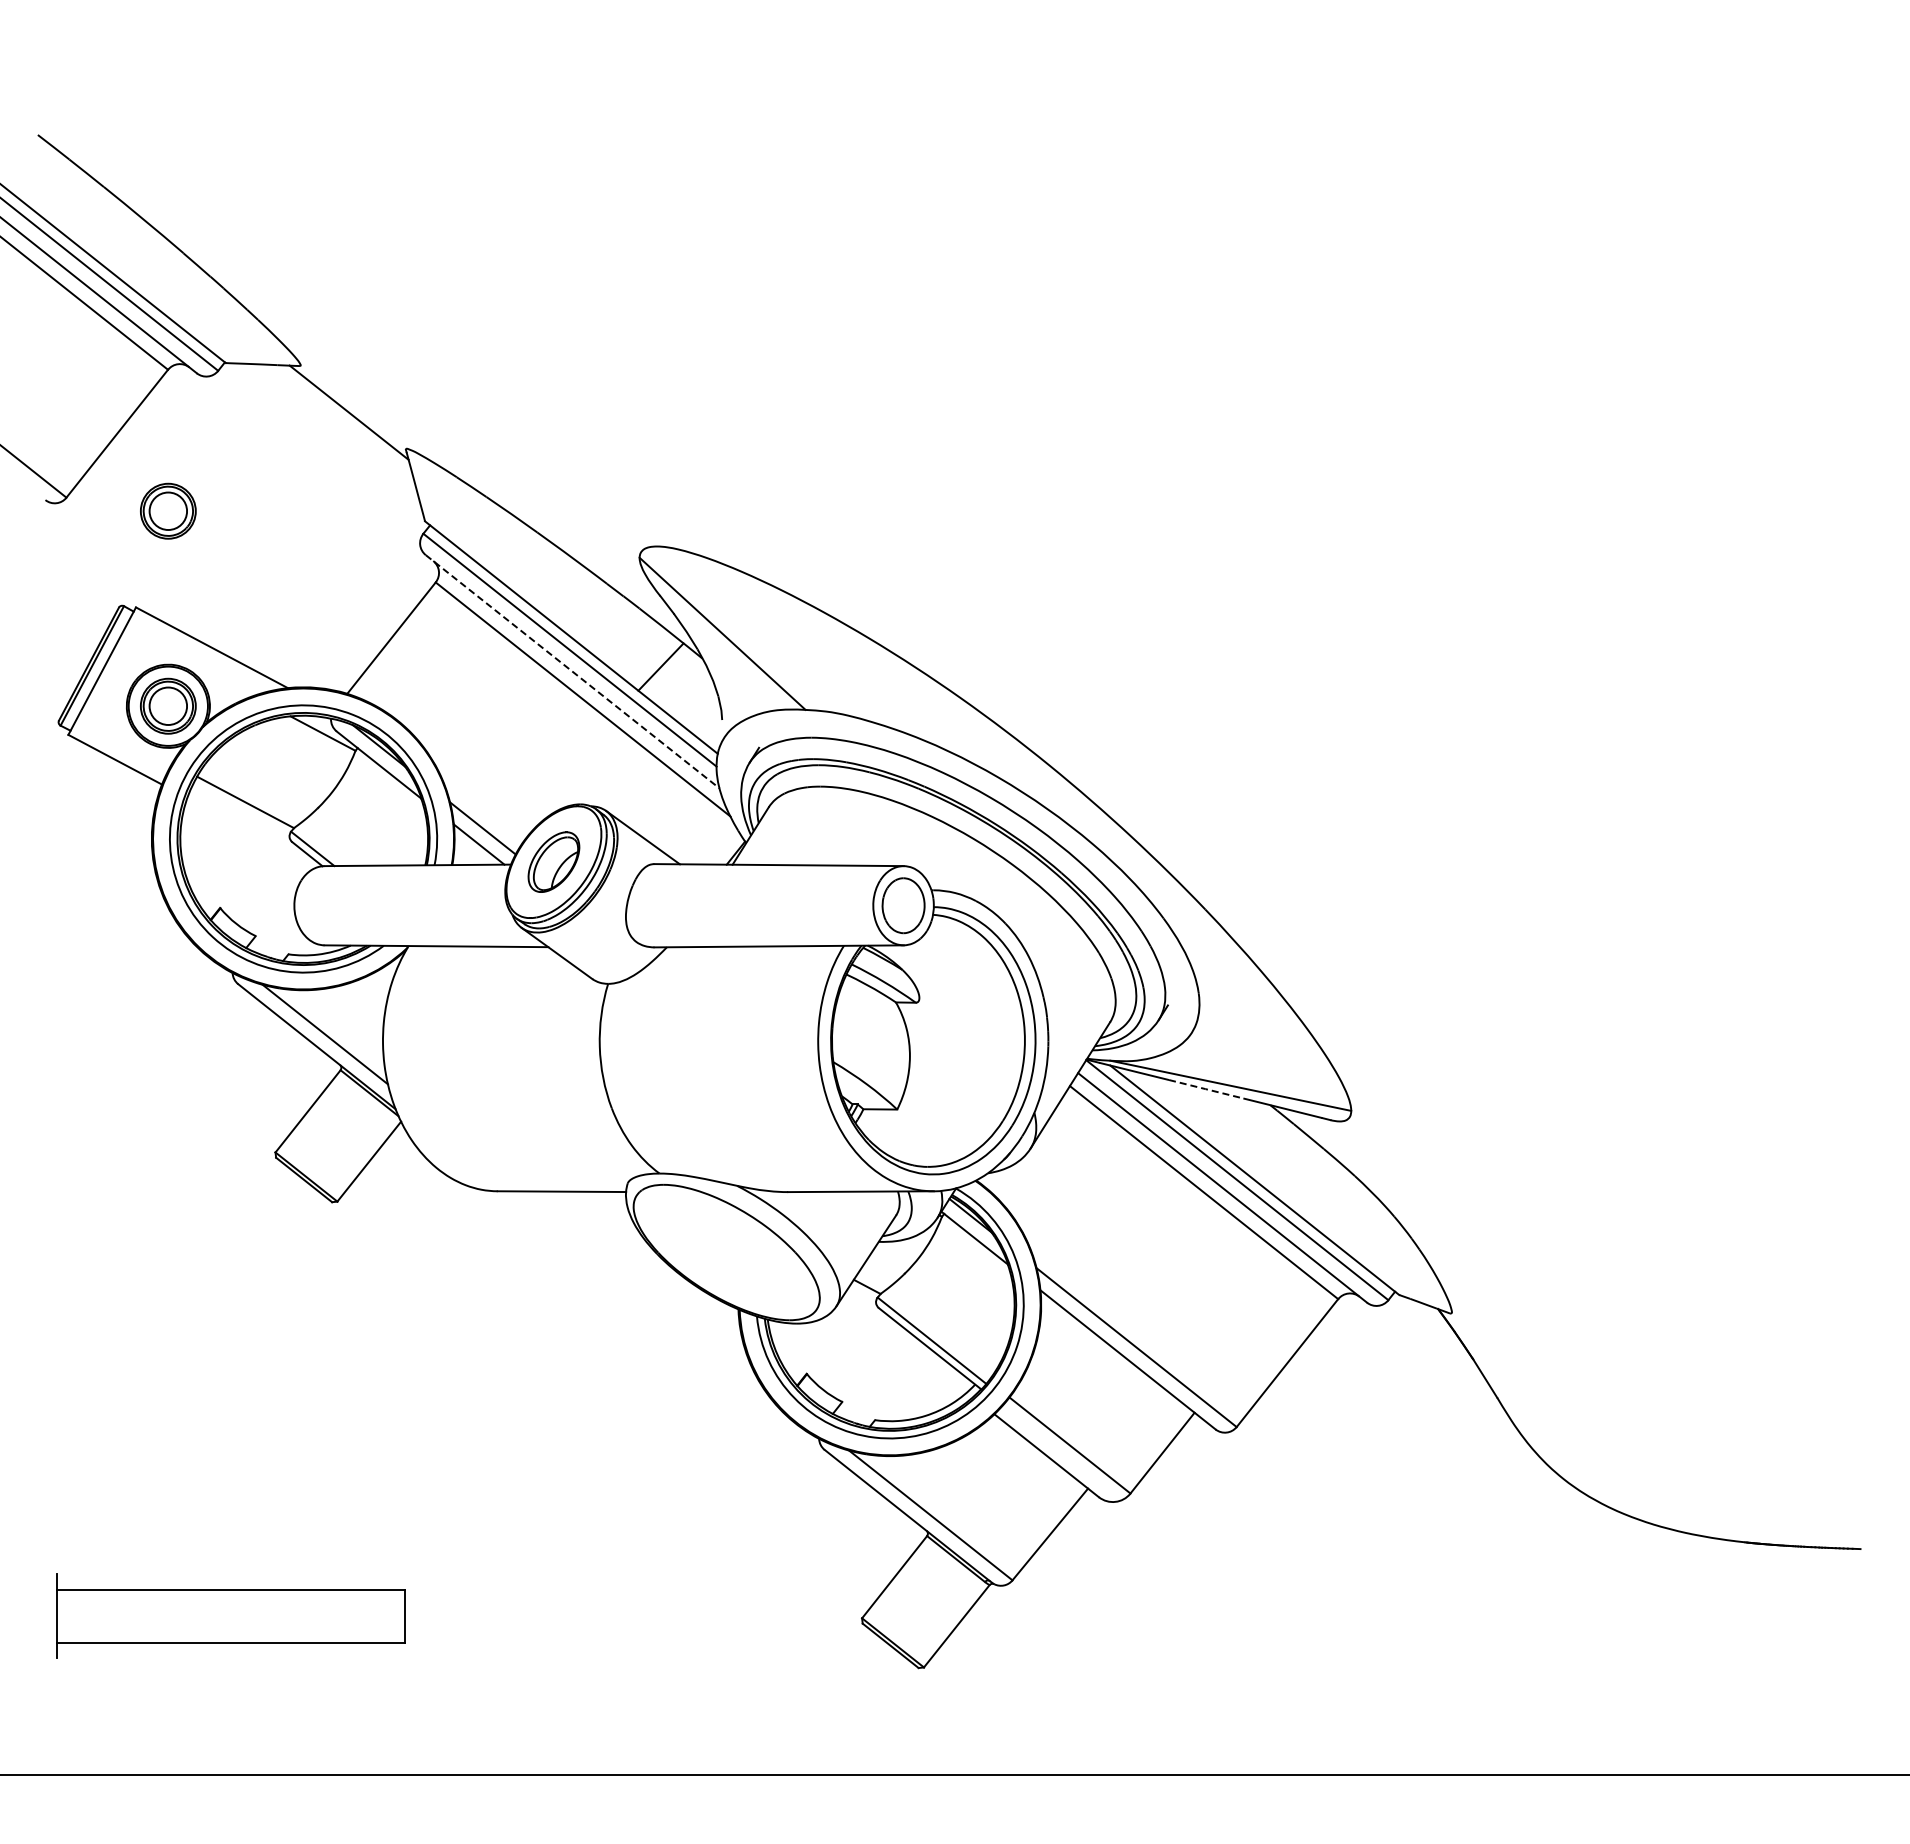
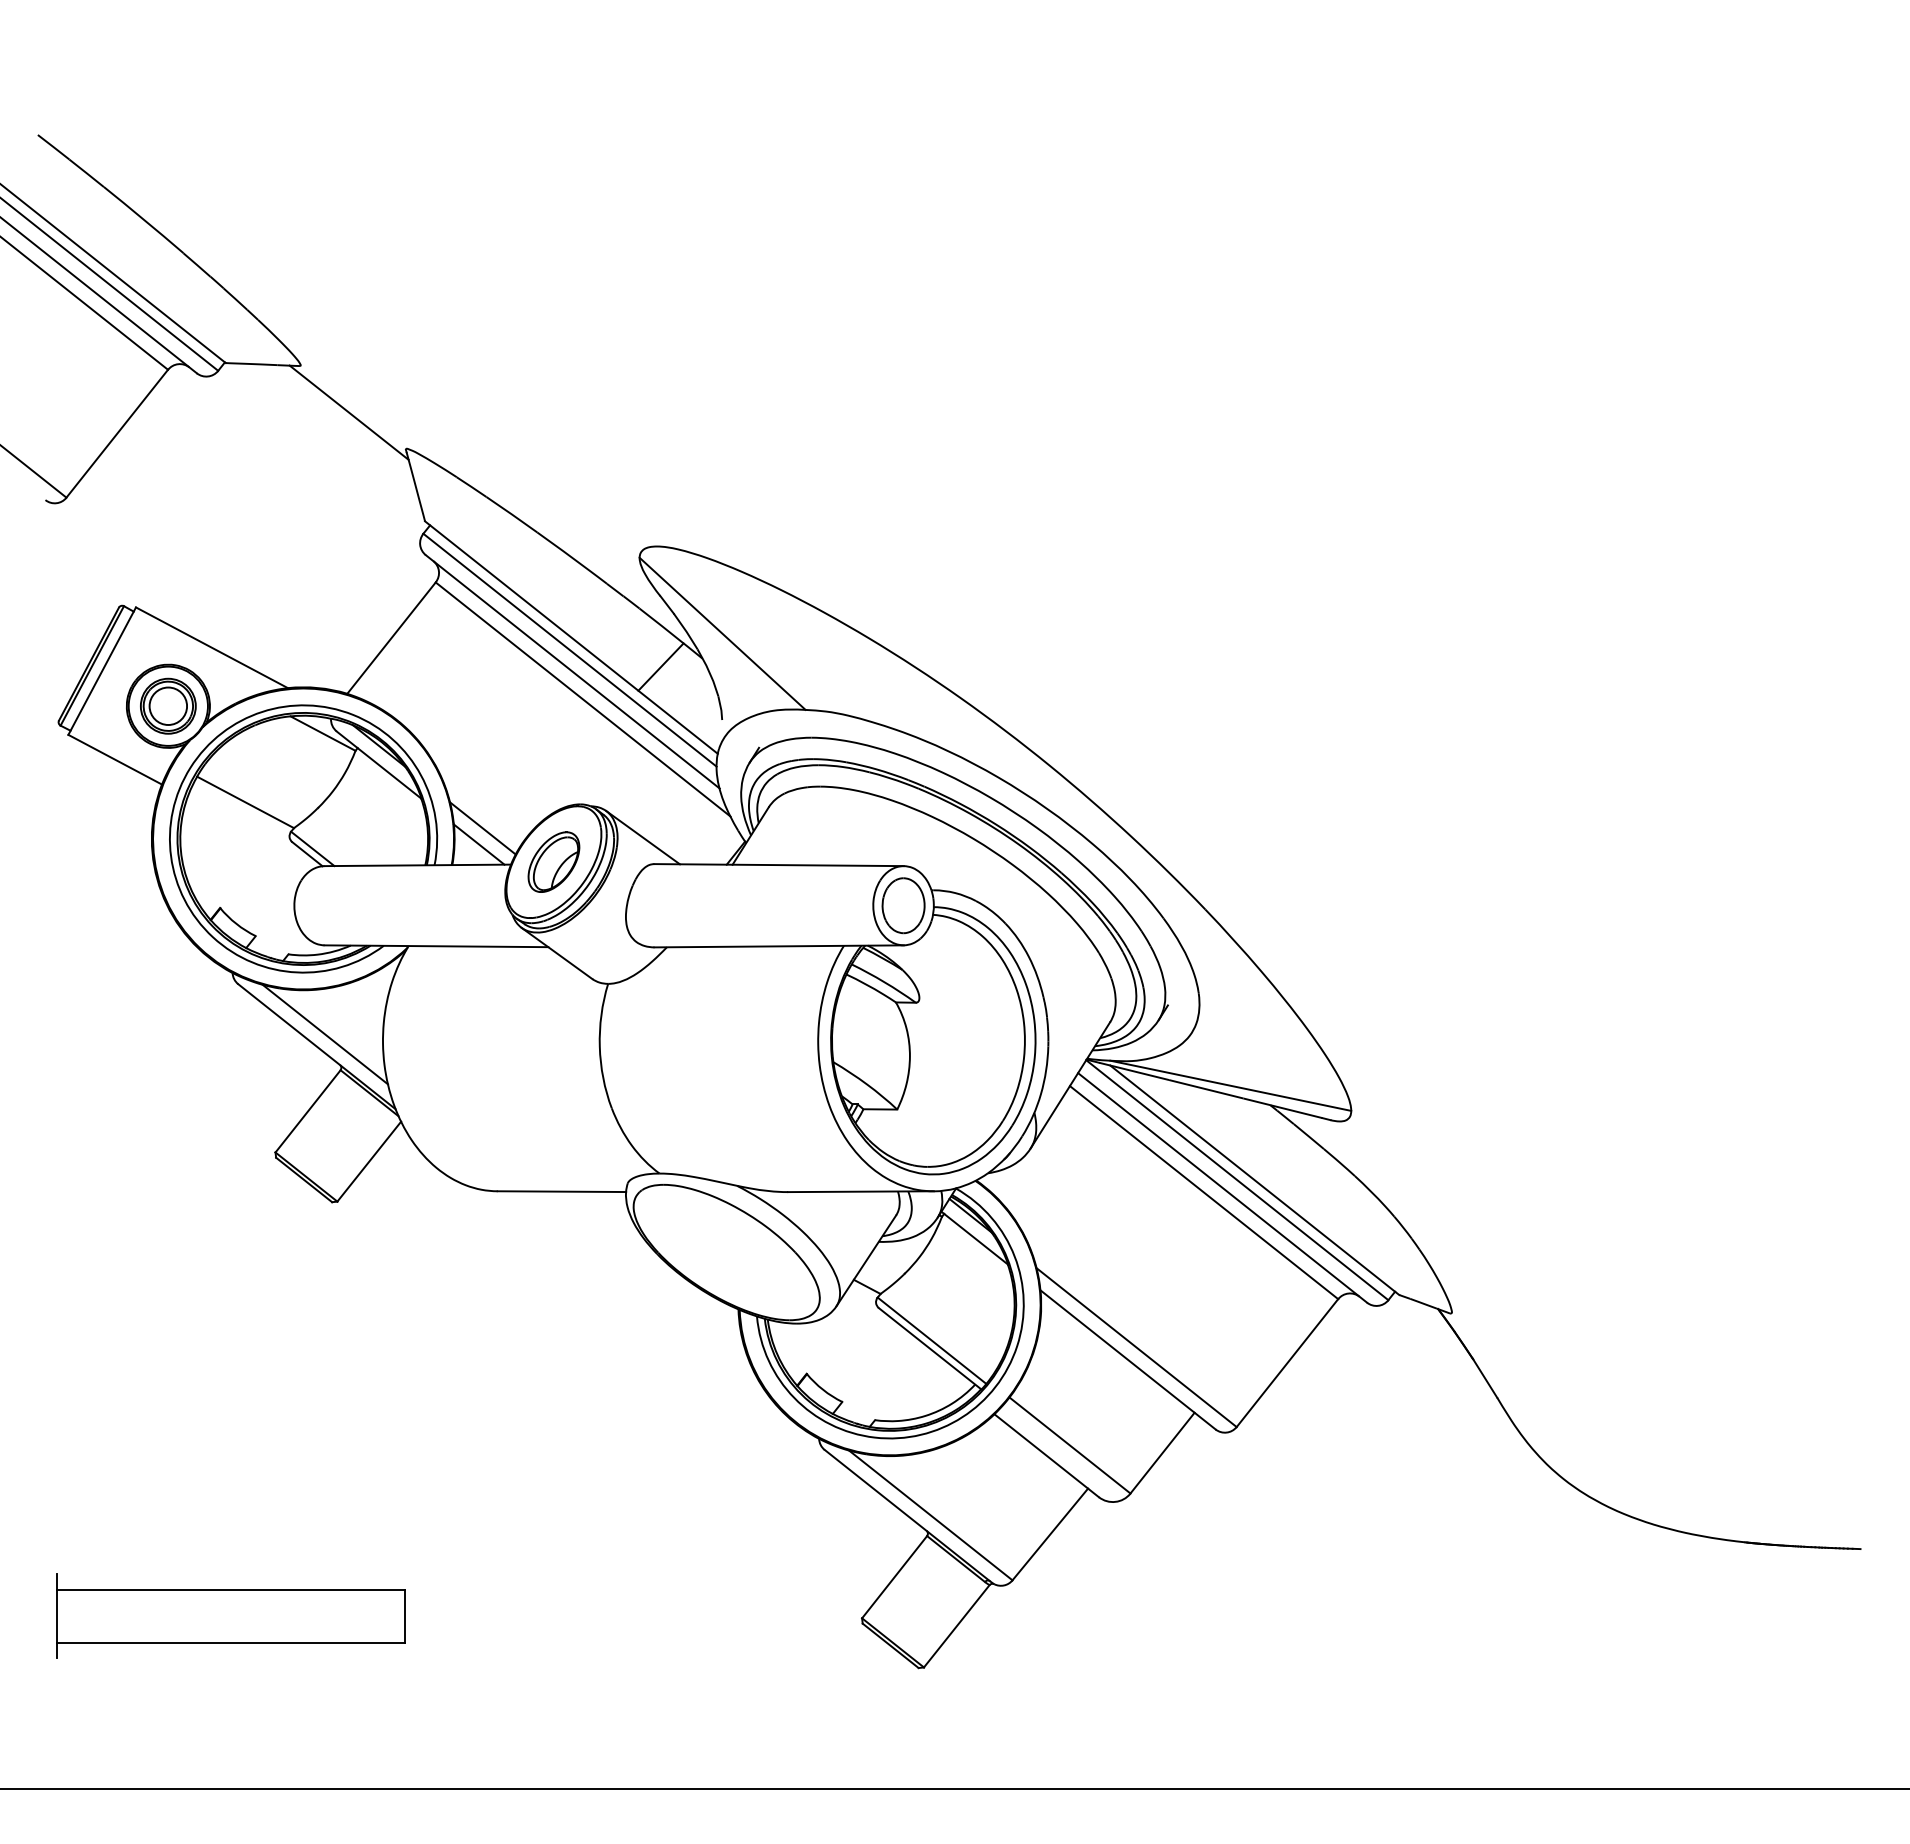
part: present -> none (168, 510)
line: dashed -> solid (572, 671)
line: dashed -> solid (1205, 1089)
line position: (954, 1774) -> (954, 1788) (954, 1788)
